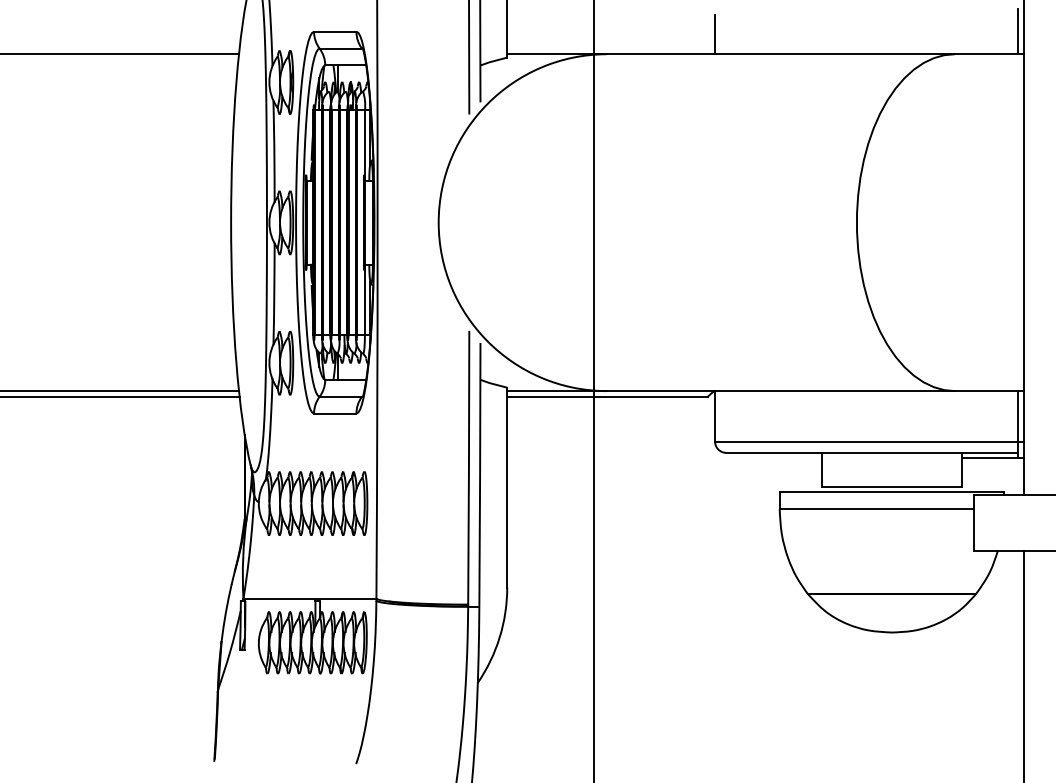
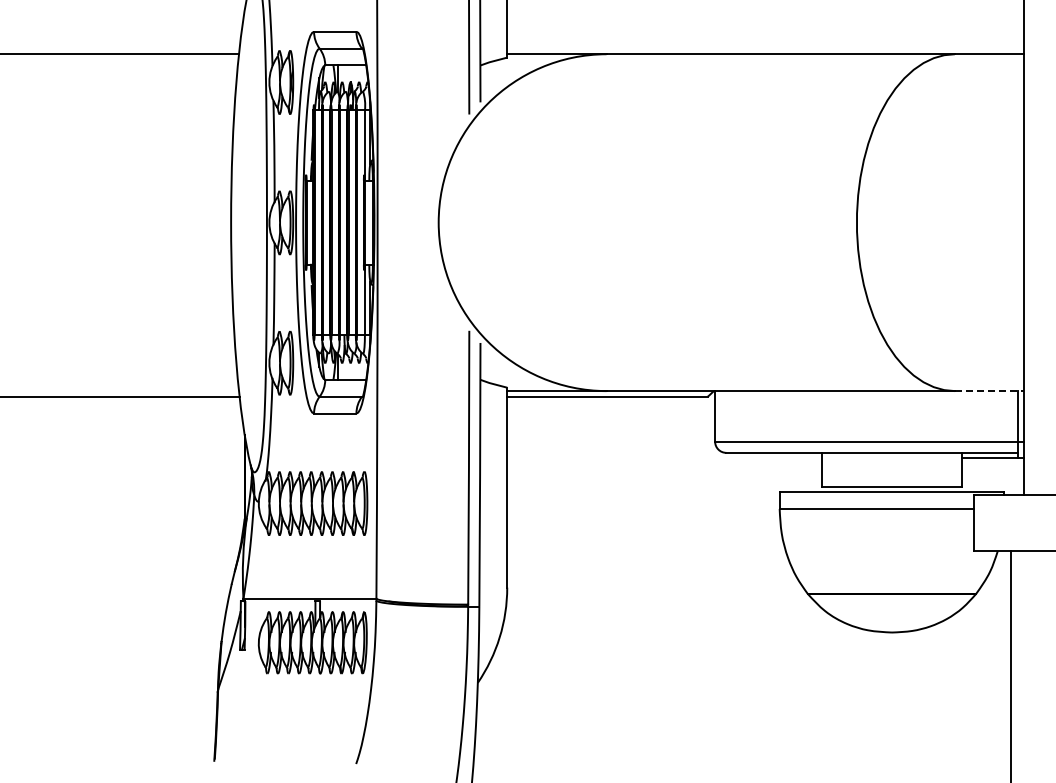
line: present -> none (1018, 31)
line: present -> none (715, 34)
line: present -> none (594, 390)
line: present -> none (120, 391)
line: solid -> dashed (989, 391)
line position: (1024, 665) -> (1011, 665) (1011, 665)
